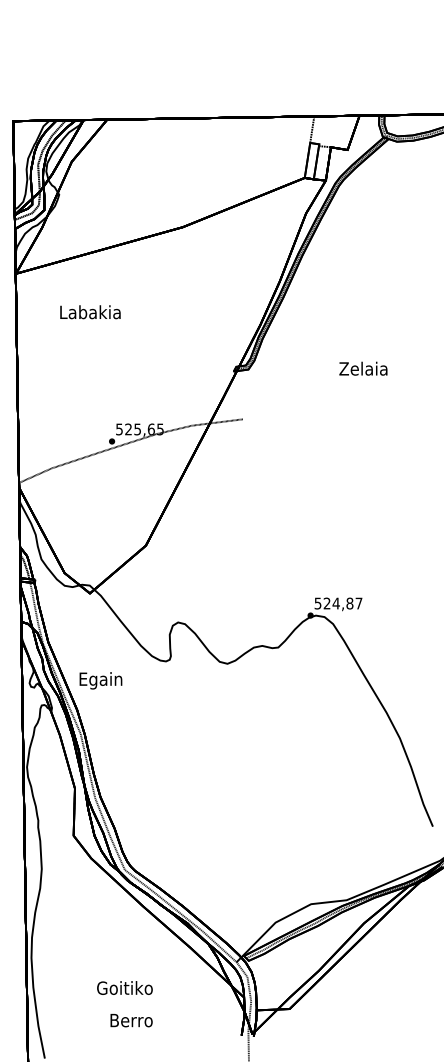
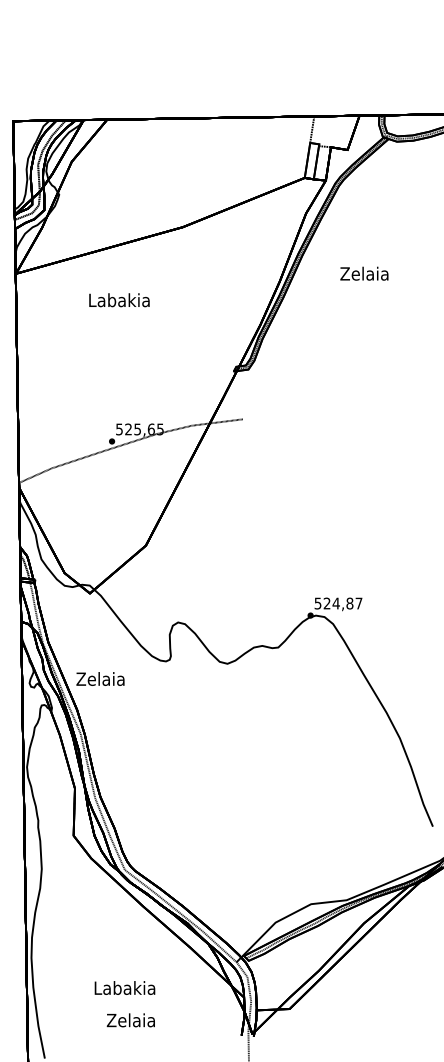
text position: (90, 312) -> (119, 300) (119, 300)
text position: (363, 368) -> (364, 273) (364, 273)
text: Egain -> Zelaia (100, 680)
text: Goitiko -> Labakia (124, 987)
text: Berro -> Zelaia (130, 1020)
